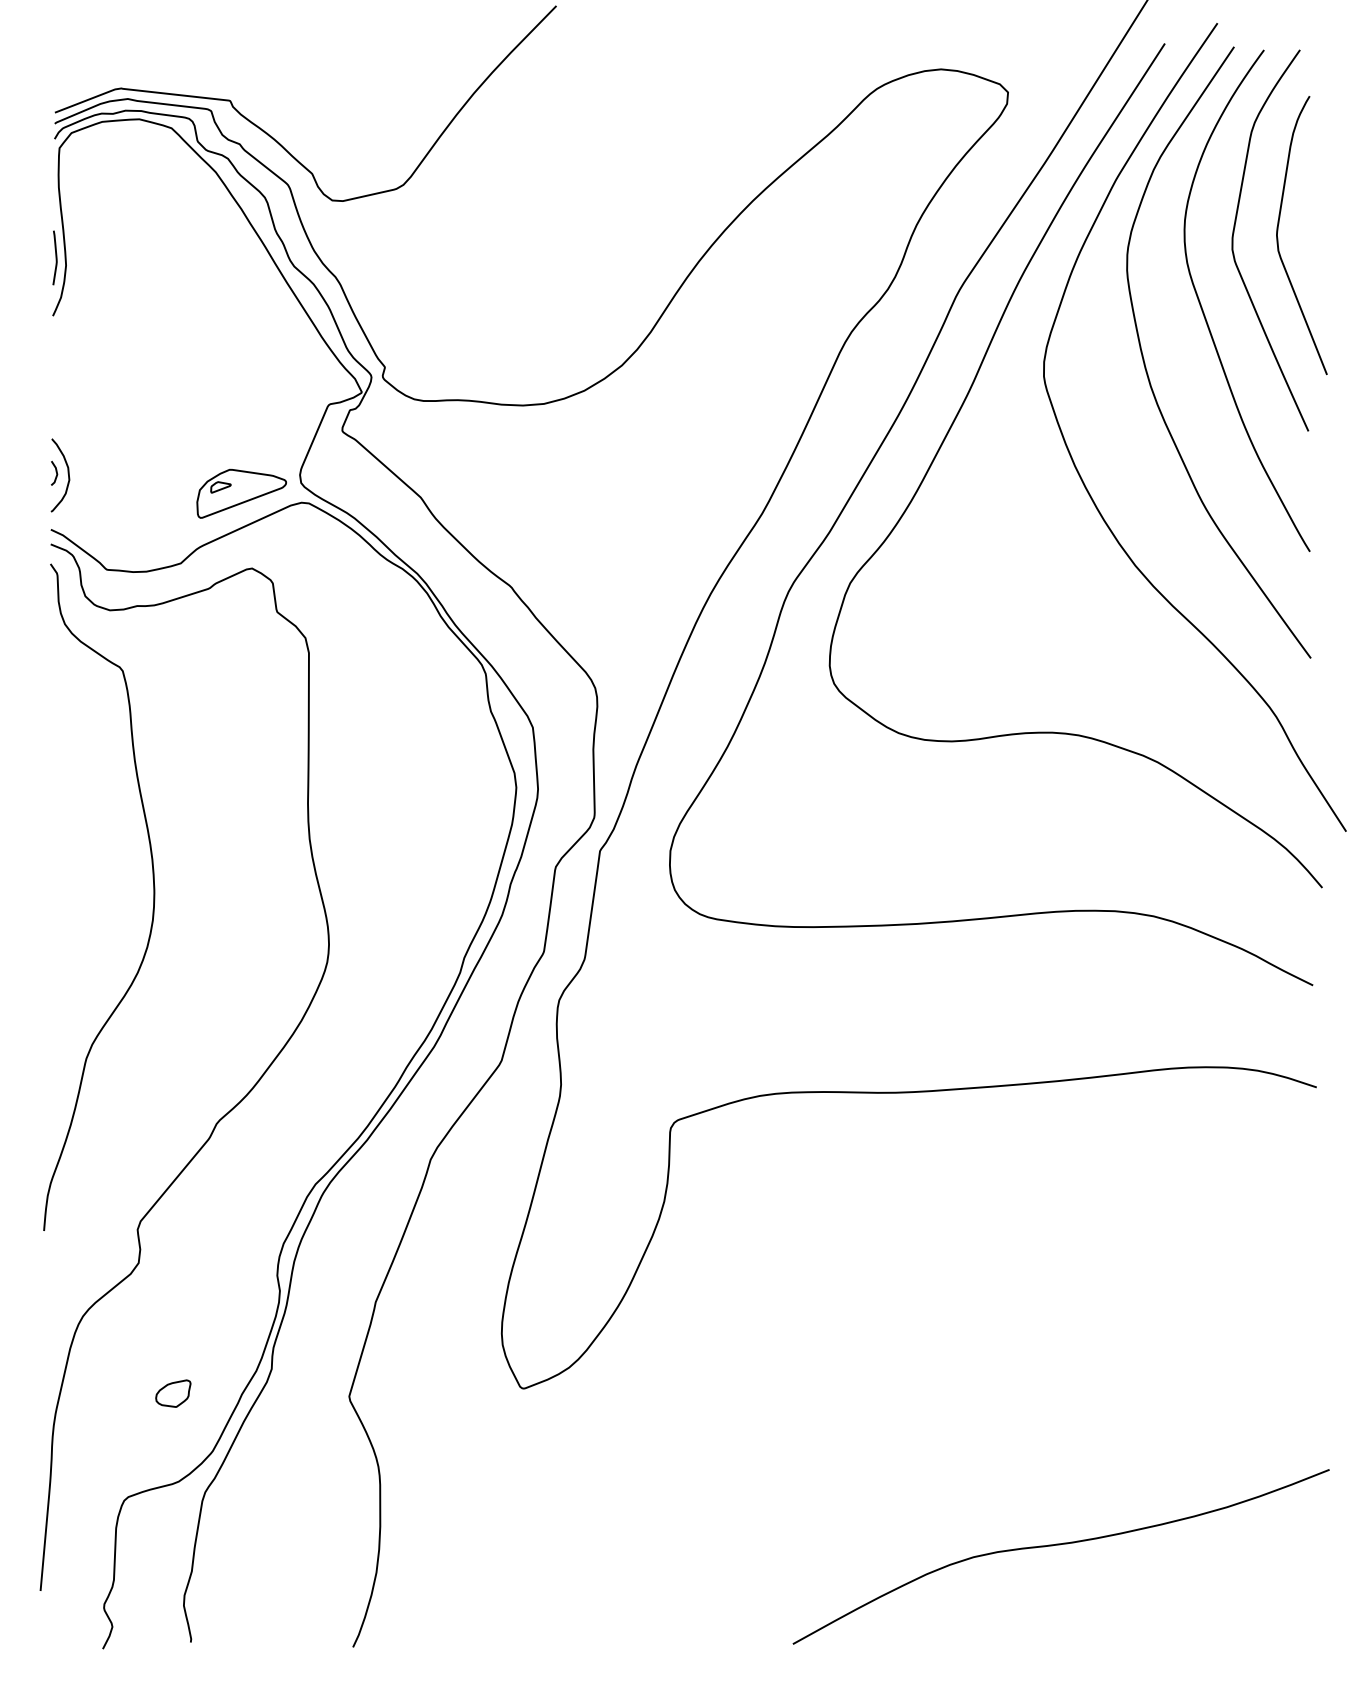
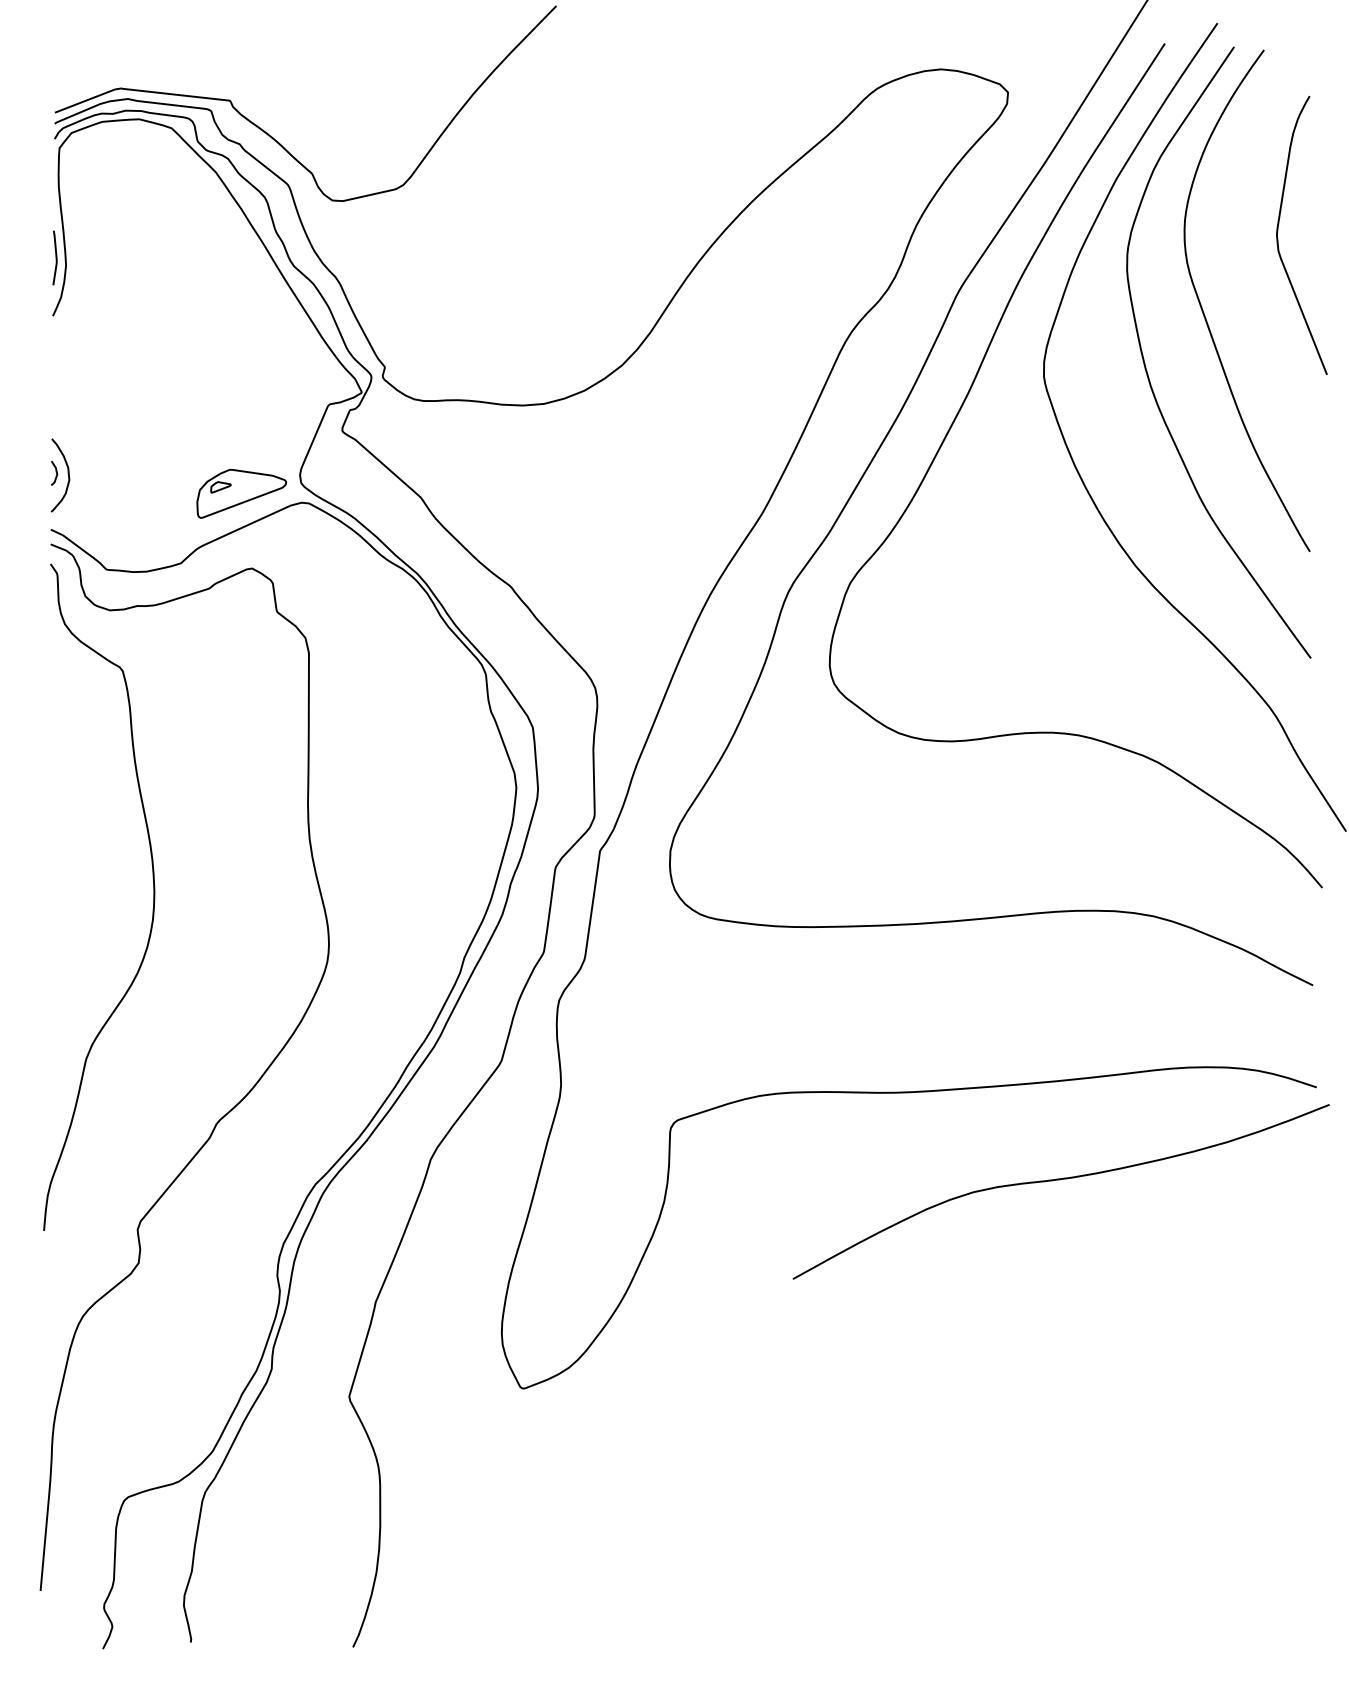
curve: present -> none (1234, 233)
part: present -> none (173, 1393)
curve position: (1060, 1545) -> (1060, 1180) (1060, 1180)
